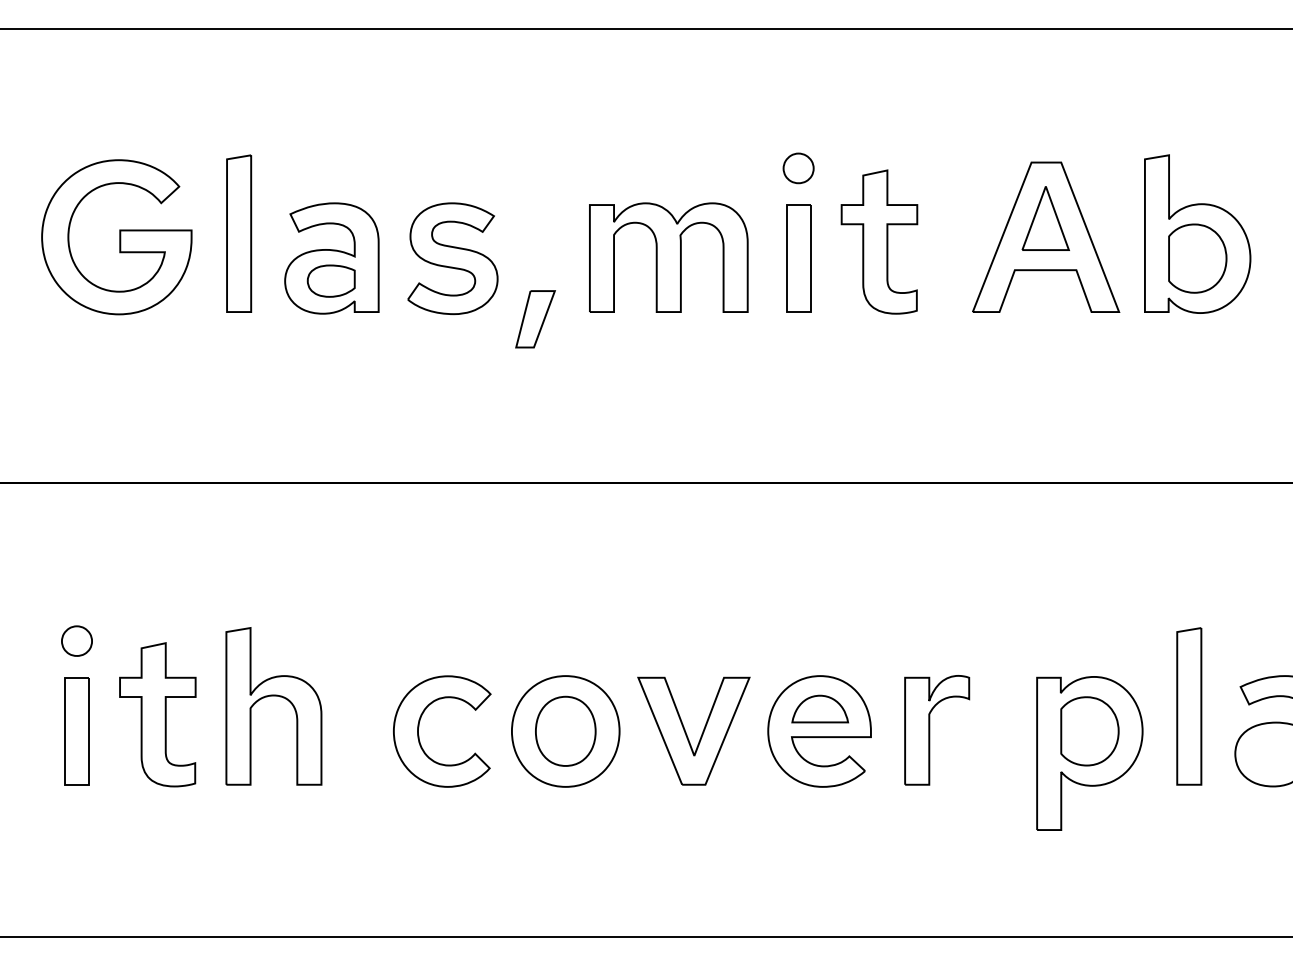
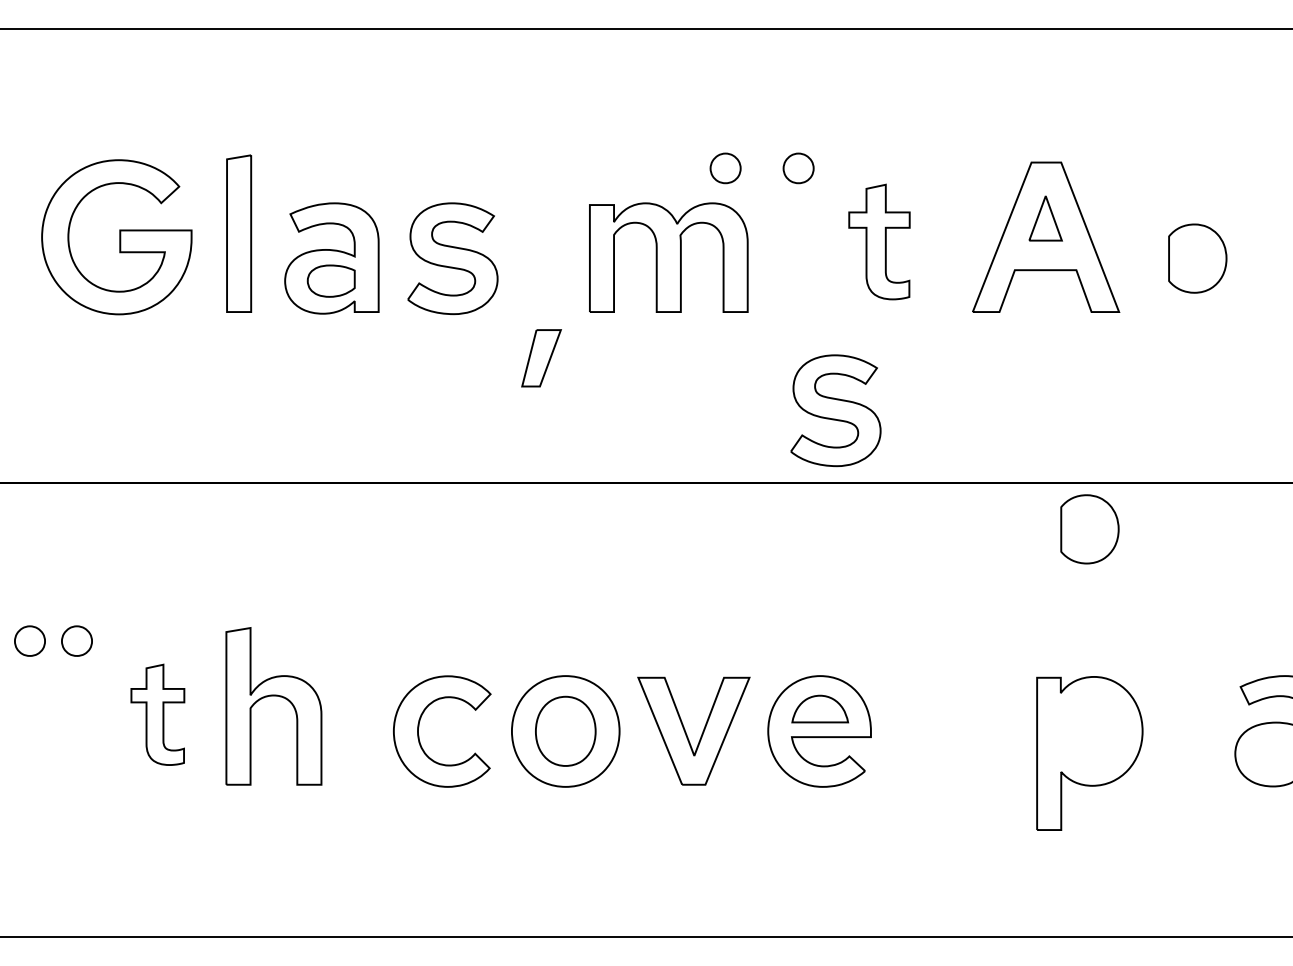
part: none -> present (725, 168)
part size: 49x65 px -> 35x47 px (1045, 218)
part: present -> none (1197, 233)
part size: 79x146 px -> 63x118 px (879, 241)
part: present -> none (798, 258)
part position: (535, 319) -> (541, 358) (541, 358)
part: none -> present (835, 410)
part: none -> present (29, 640)
part: present -> none (1189, 706)
part size: 78x146 px -> 56x103 px (157, 714)
part: present -> none (930, 730)
part: present -> none (76, 731)
part position: (1089, 731) -> (1089, 529) (1089, 529)
